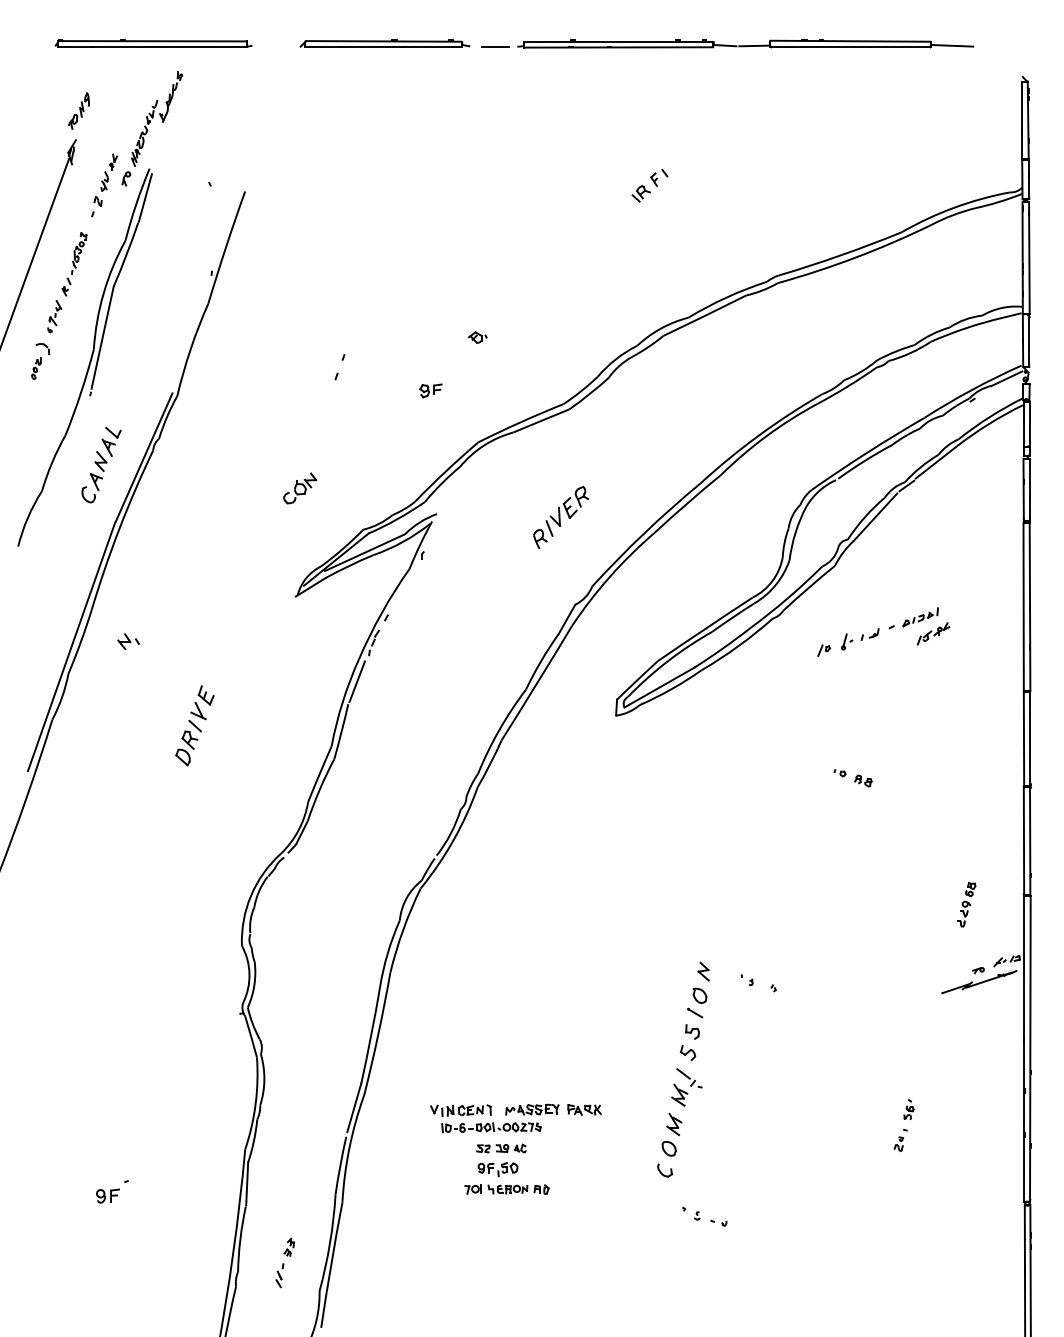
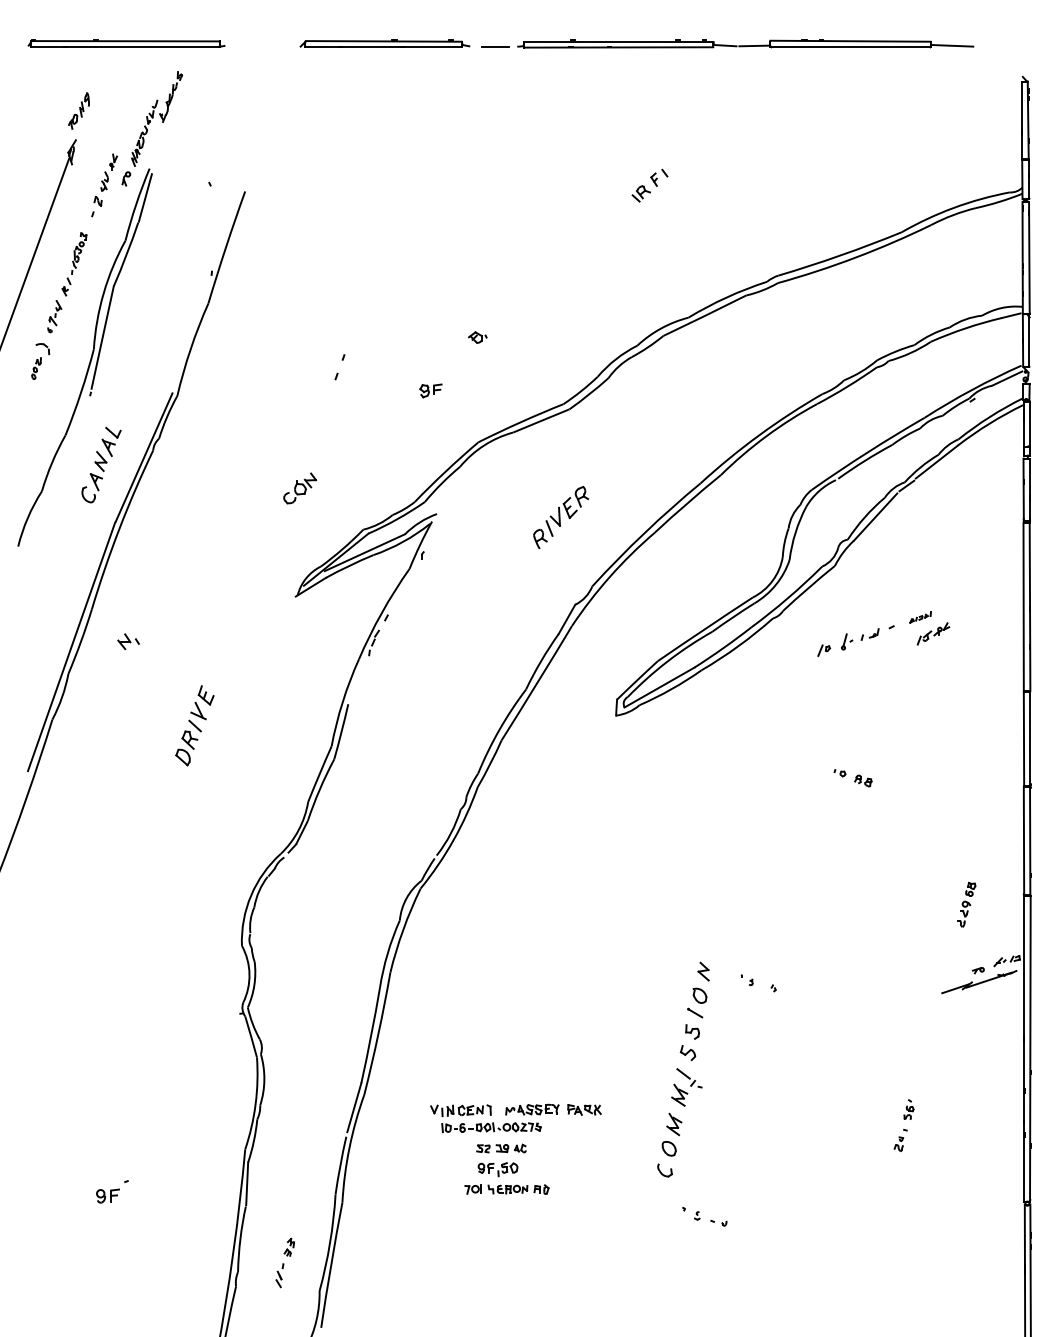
part position: (153, 43) -> (126, 43) (126, 43)
part size: 37x21 px -> 23x13 px (920, 617)
line: present -> none (356, 681)
